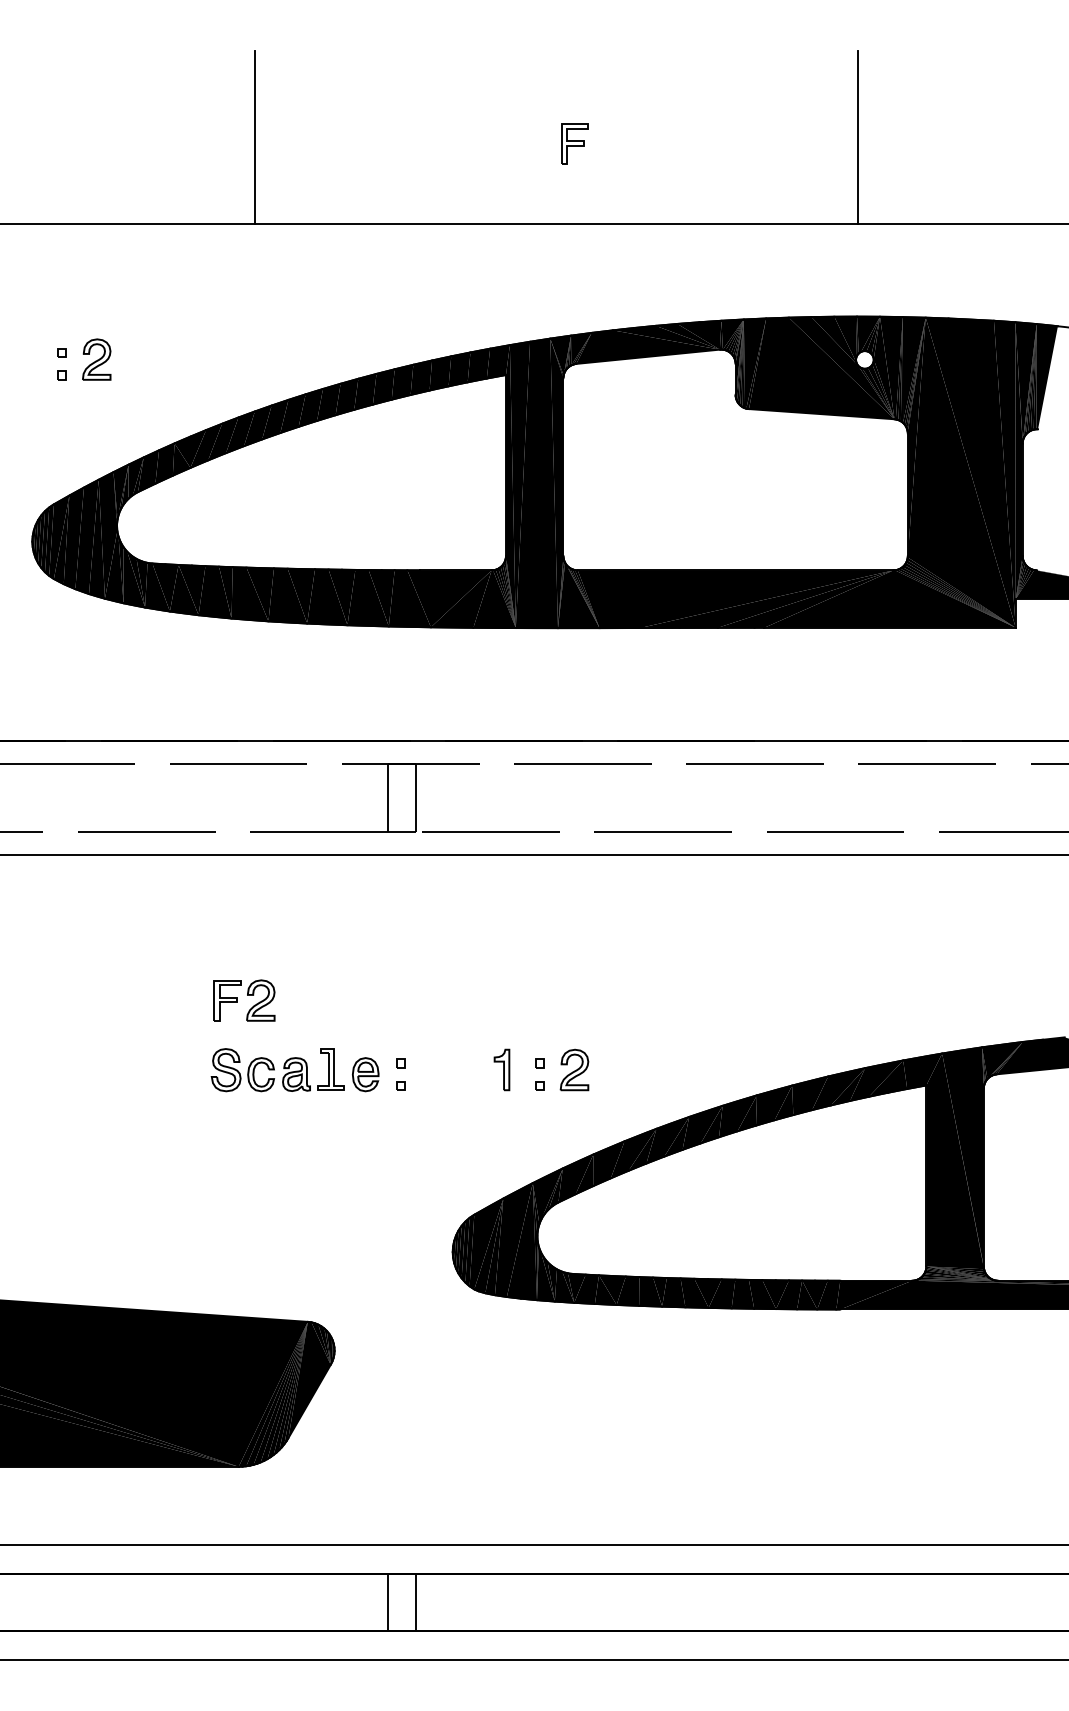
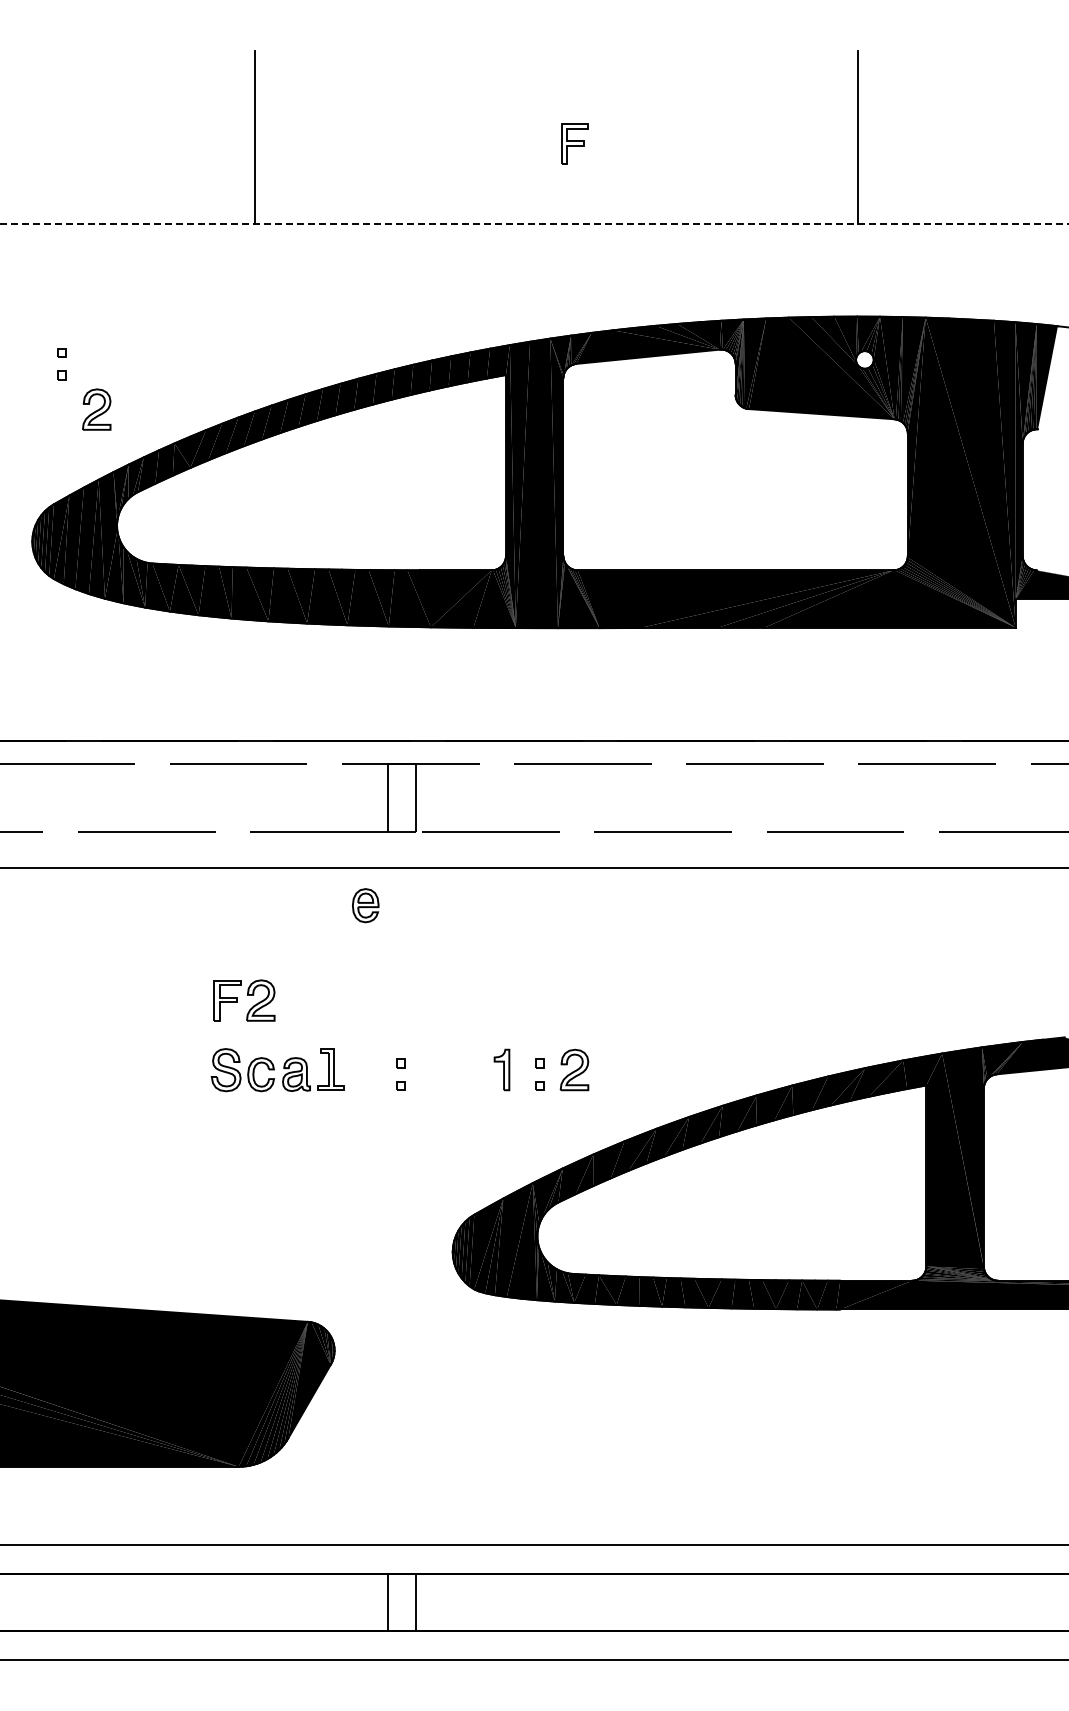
line: solid -> dashed (533, 223)
part position: (96, 359) -> (96, 409) (96, 409)
line position: (533, 855) -> (533, 868) (533, 868)
part position: (365, 1074) -> (365, 905) (365, 905)
